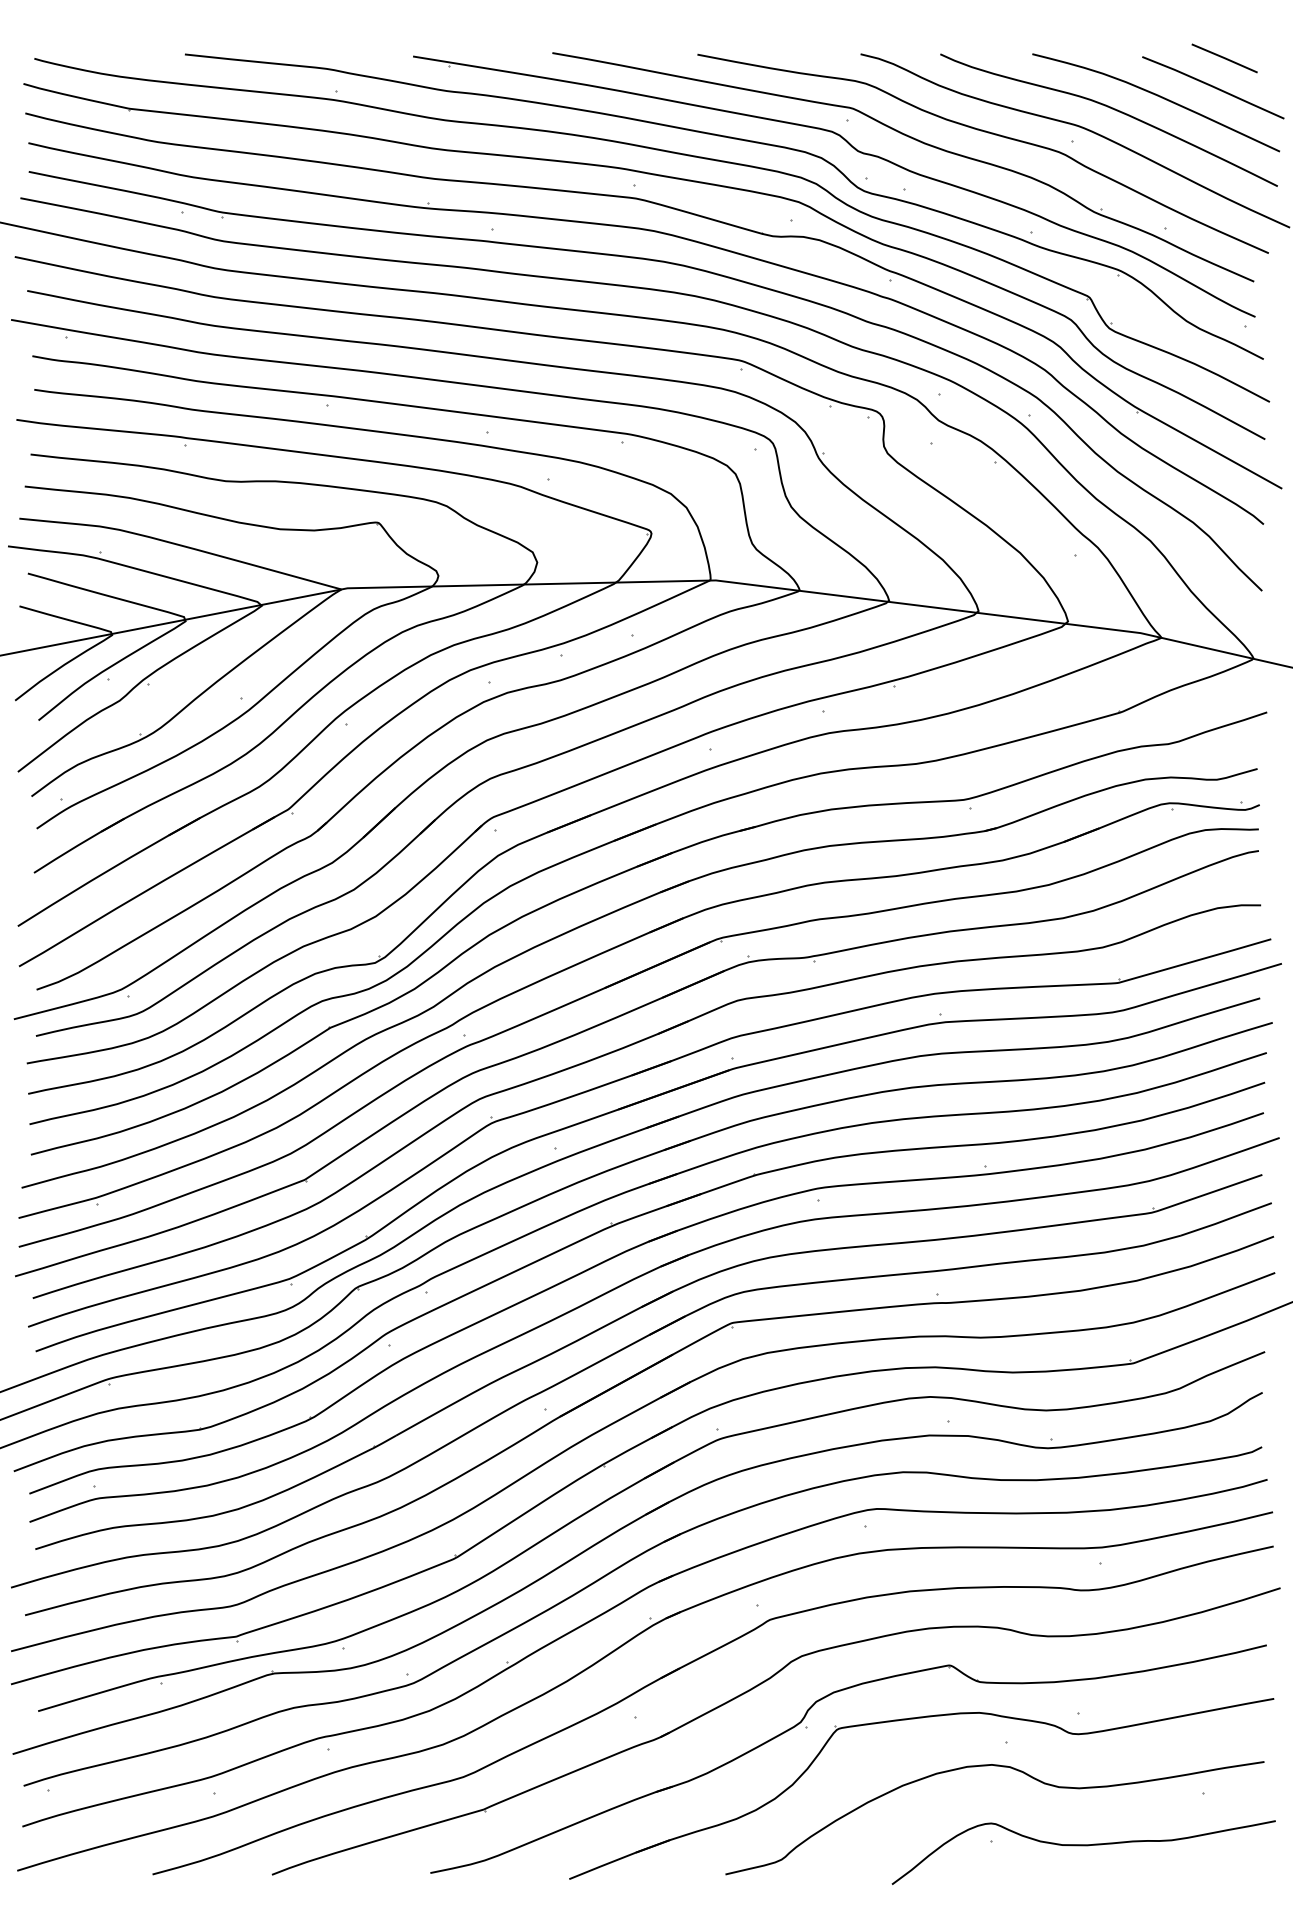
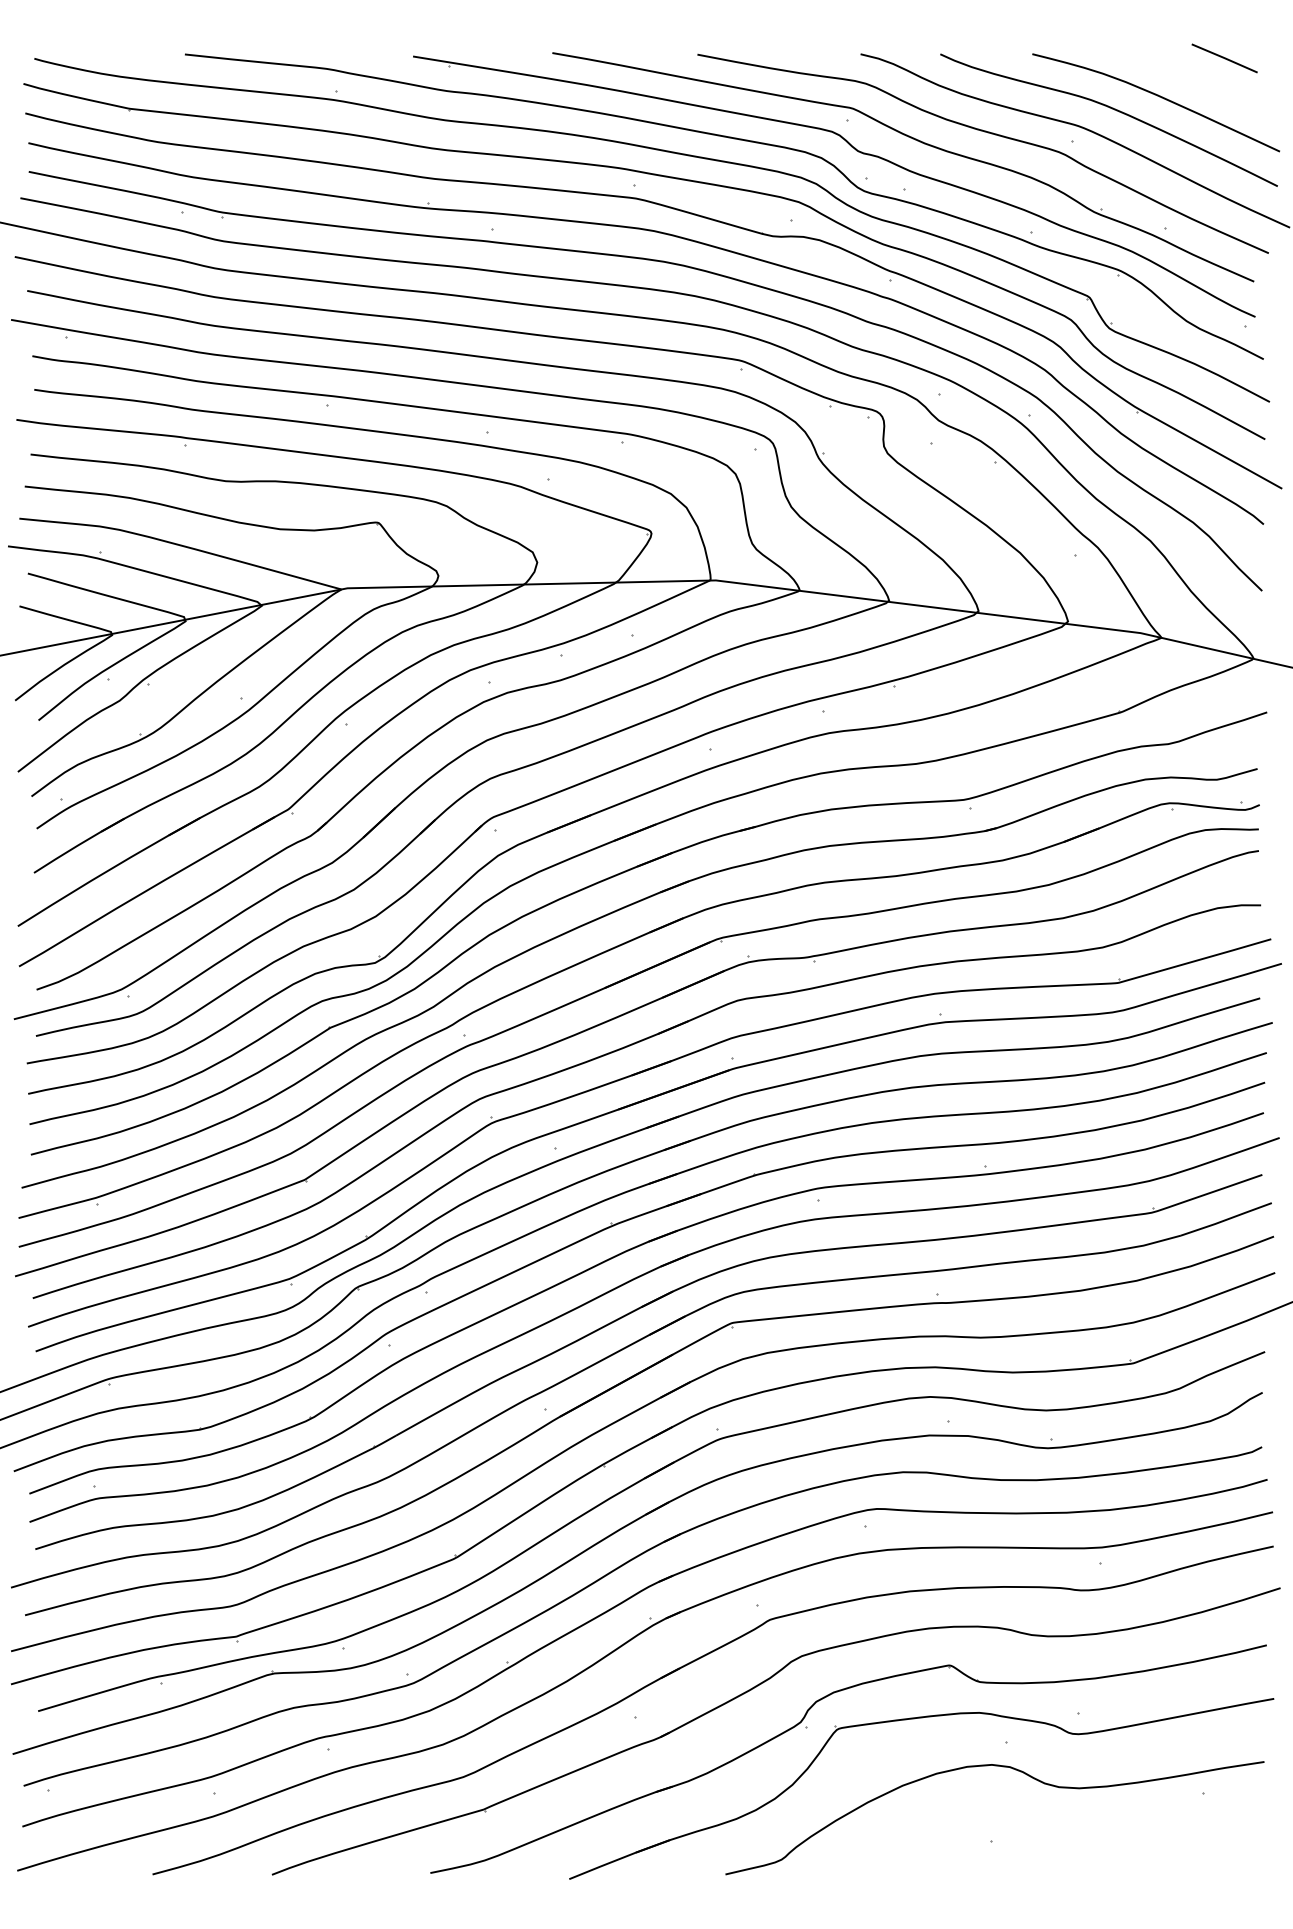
line: present -> none (1213, 87)
curve: present -> none (1083, 1846)
